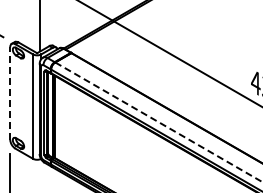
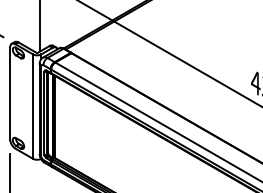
line: dashed -> solid (10, 92)
line: dashed -> solid (159, 122)
